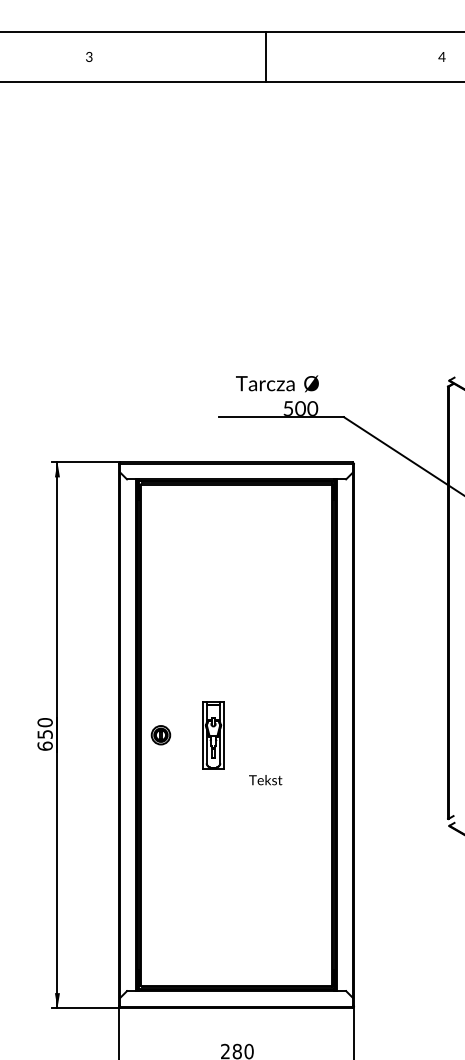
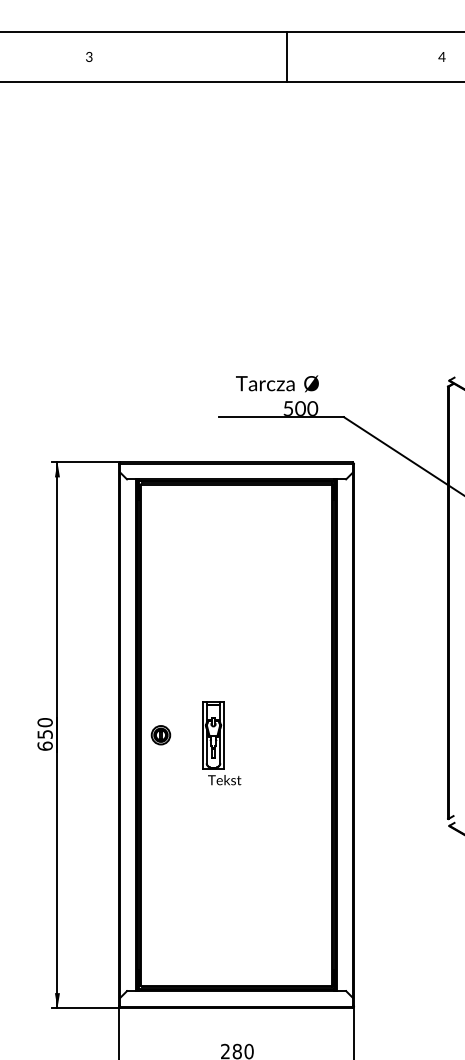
line position: (265, 56) -> (286, 56) (286, 56)
text position: (265, 780) -> (224, 780) (224, 780)
